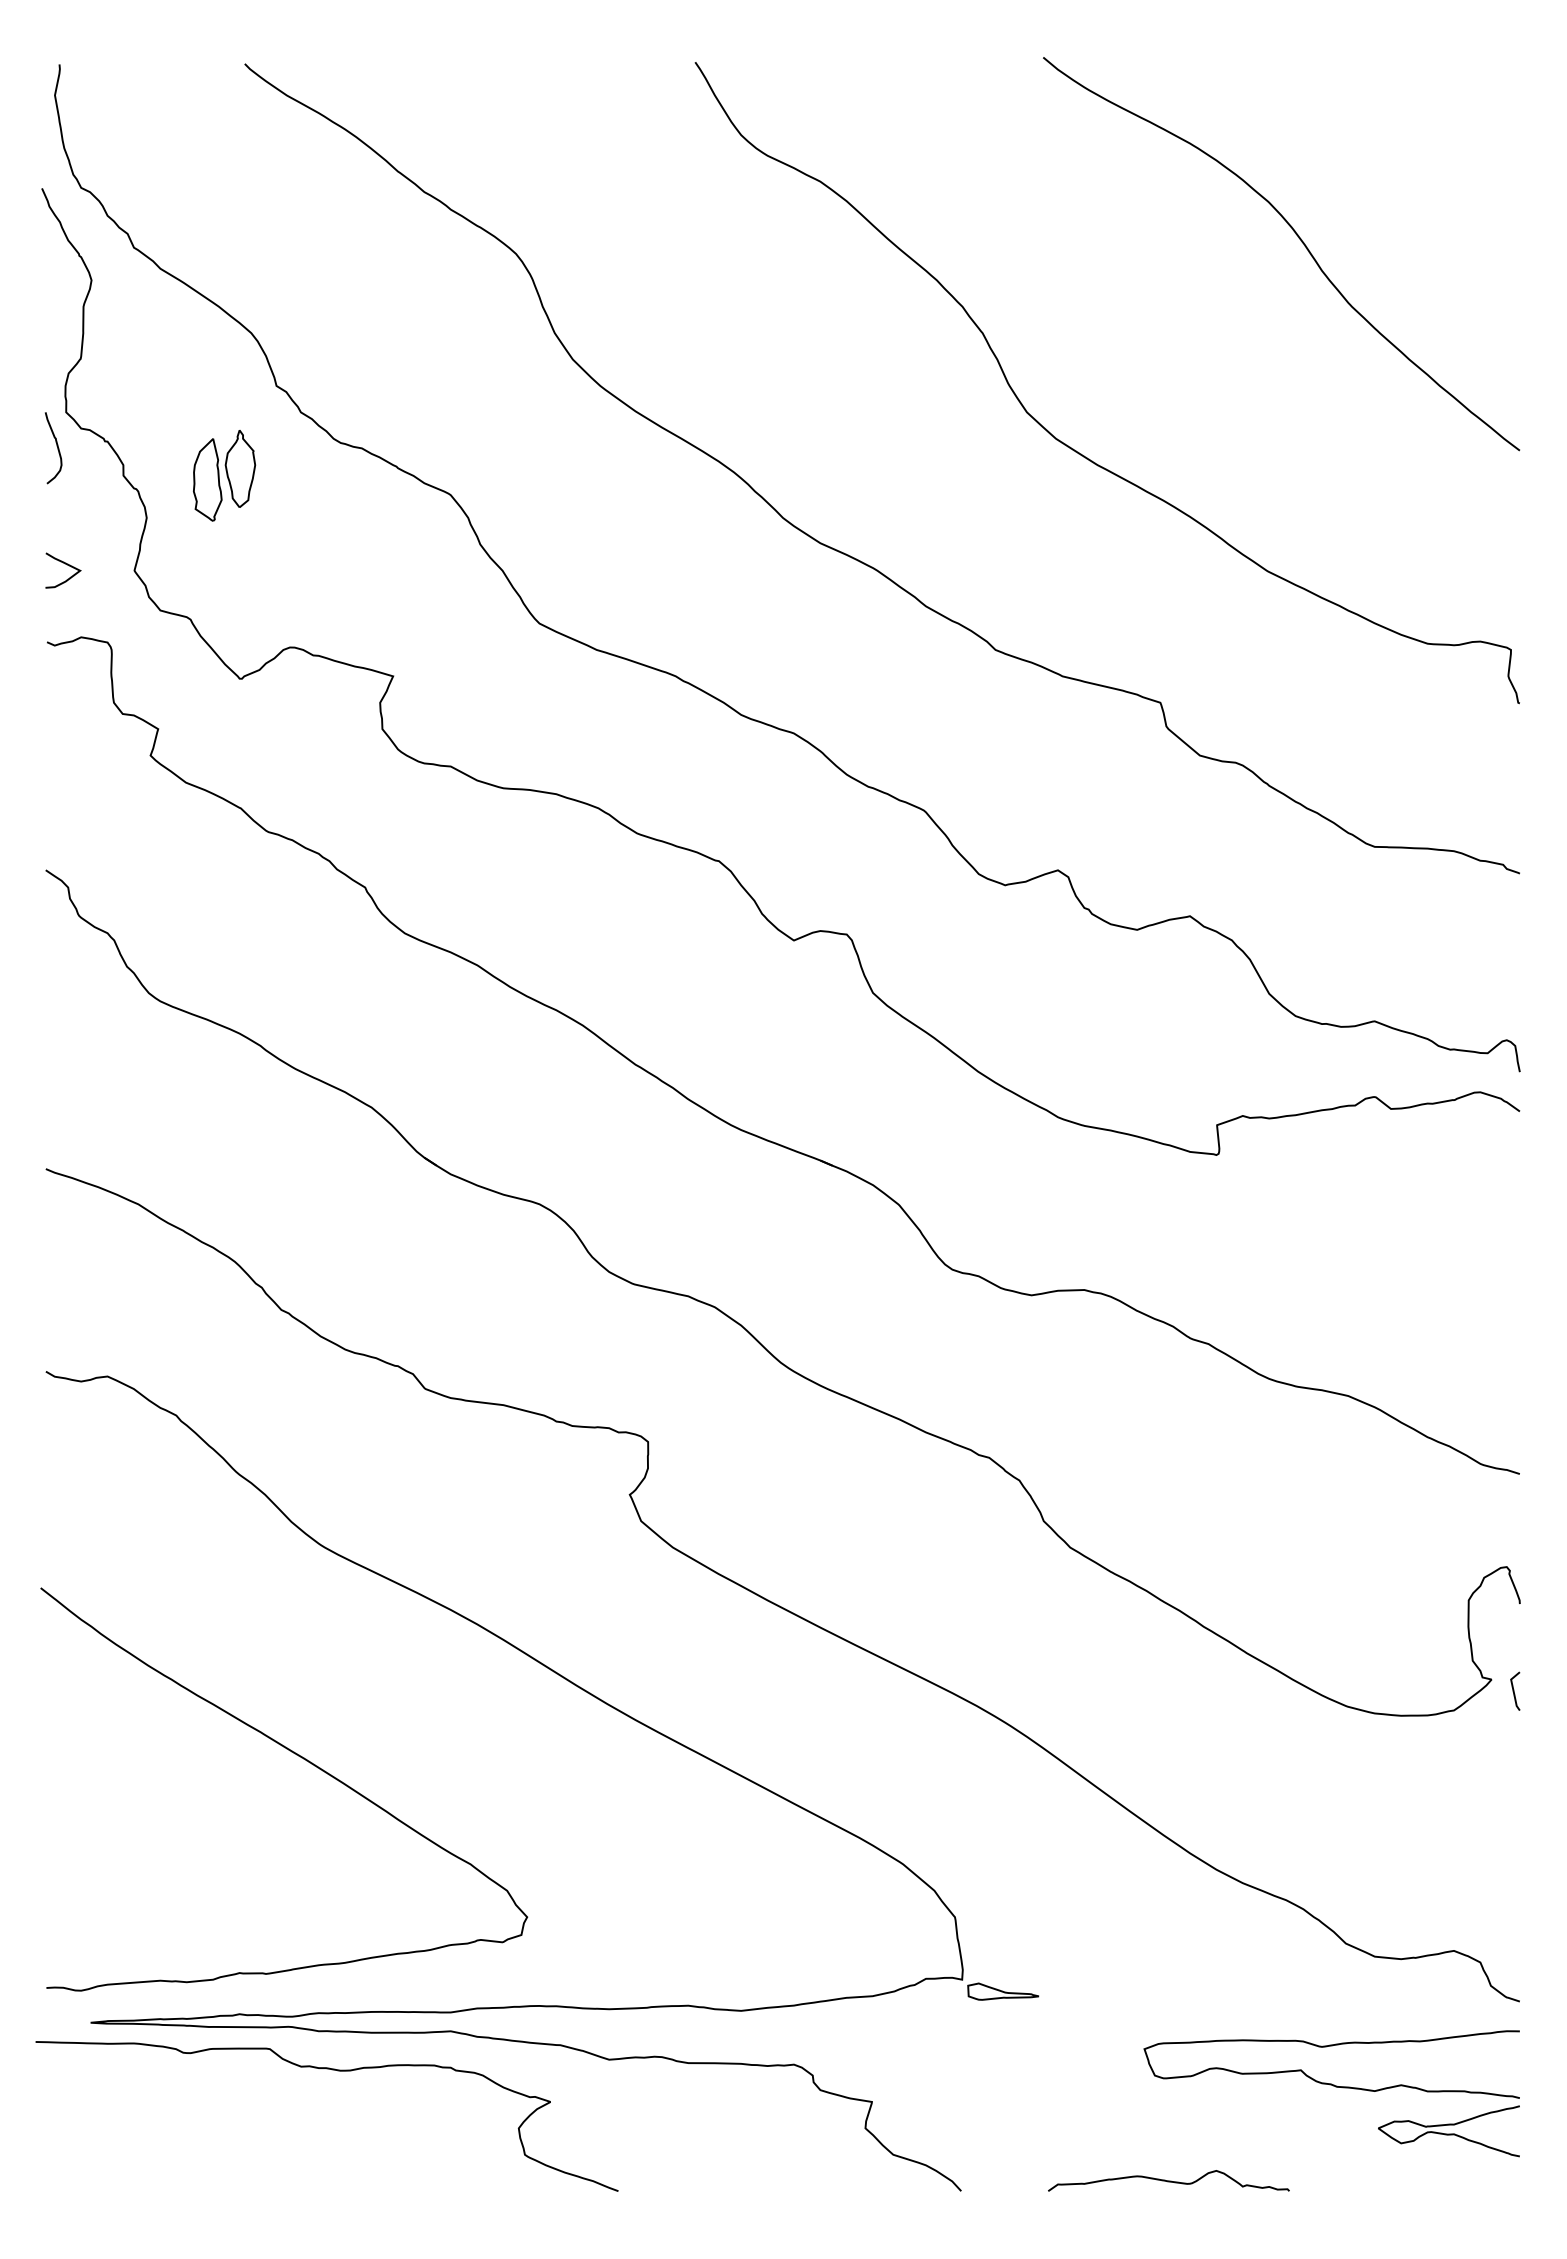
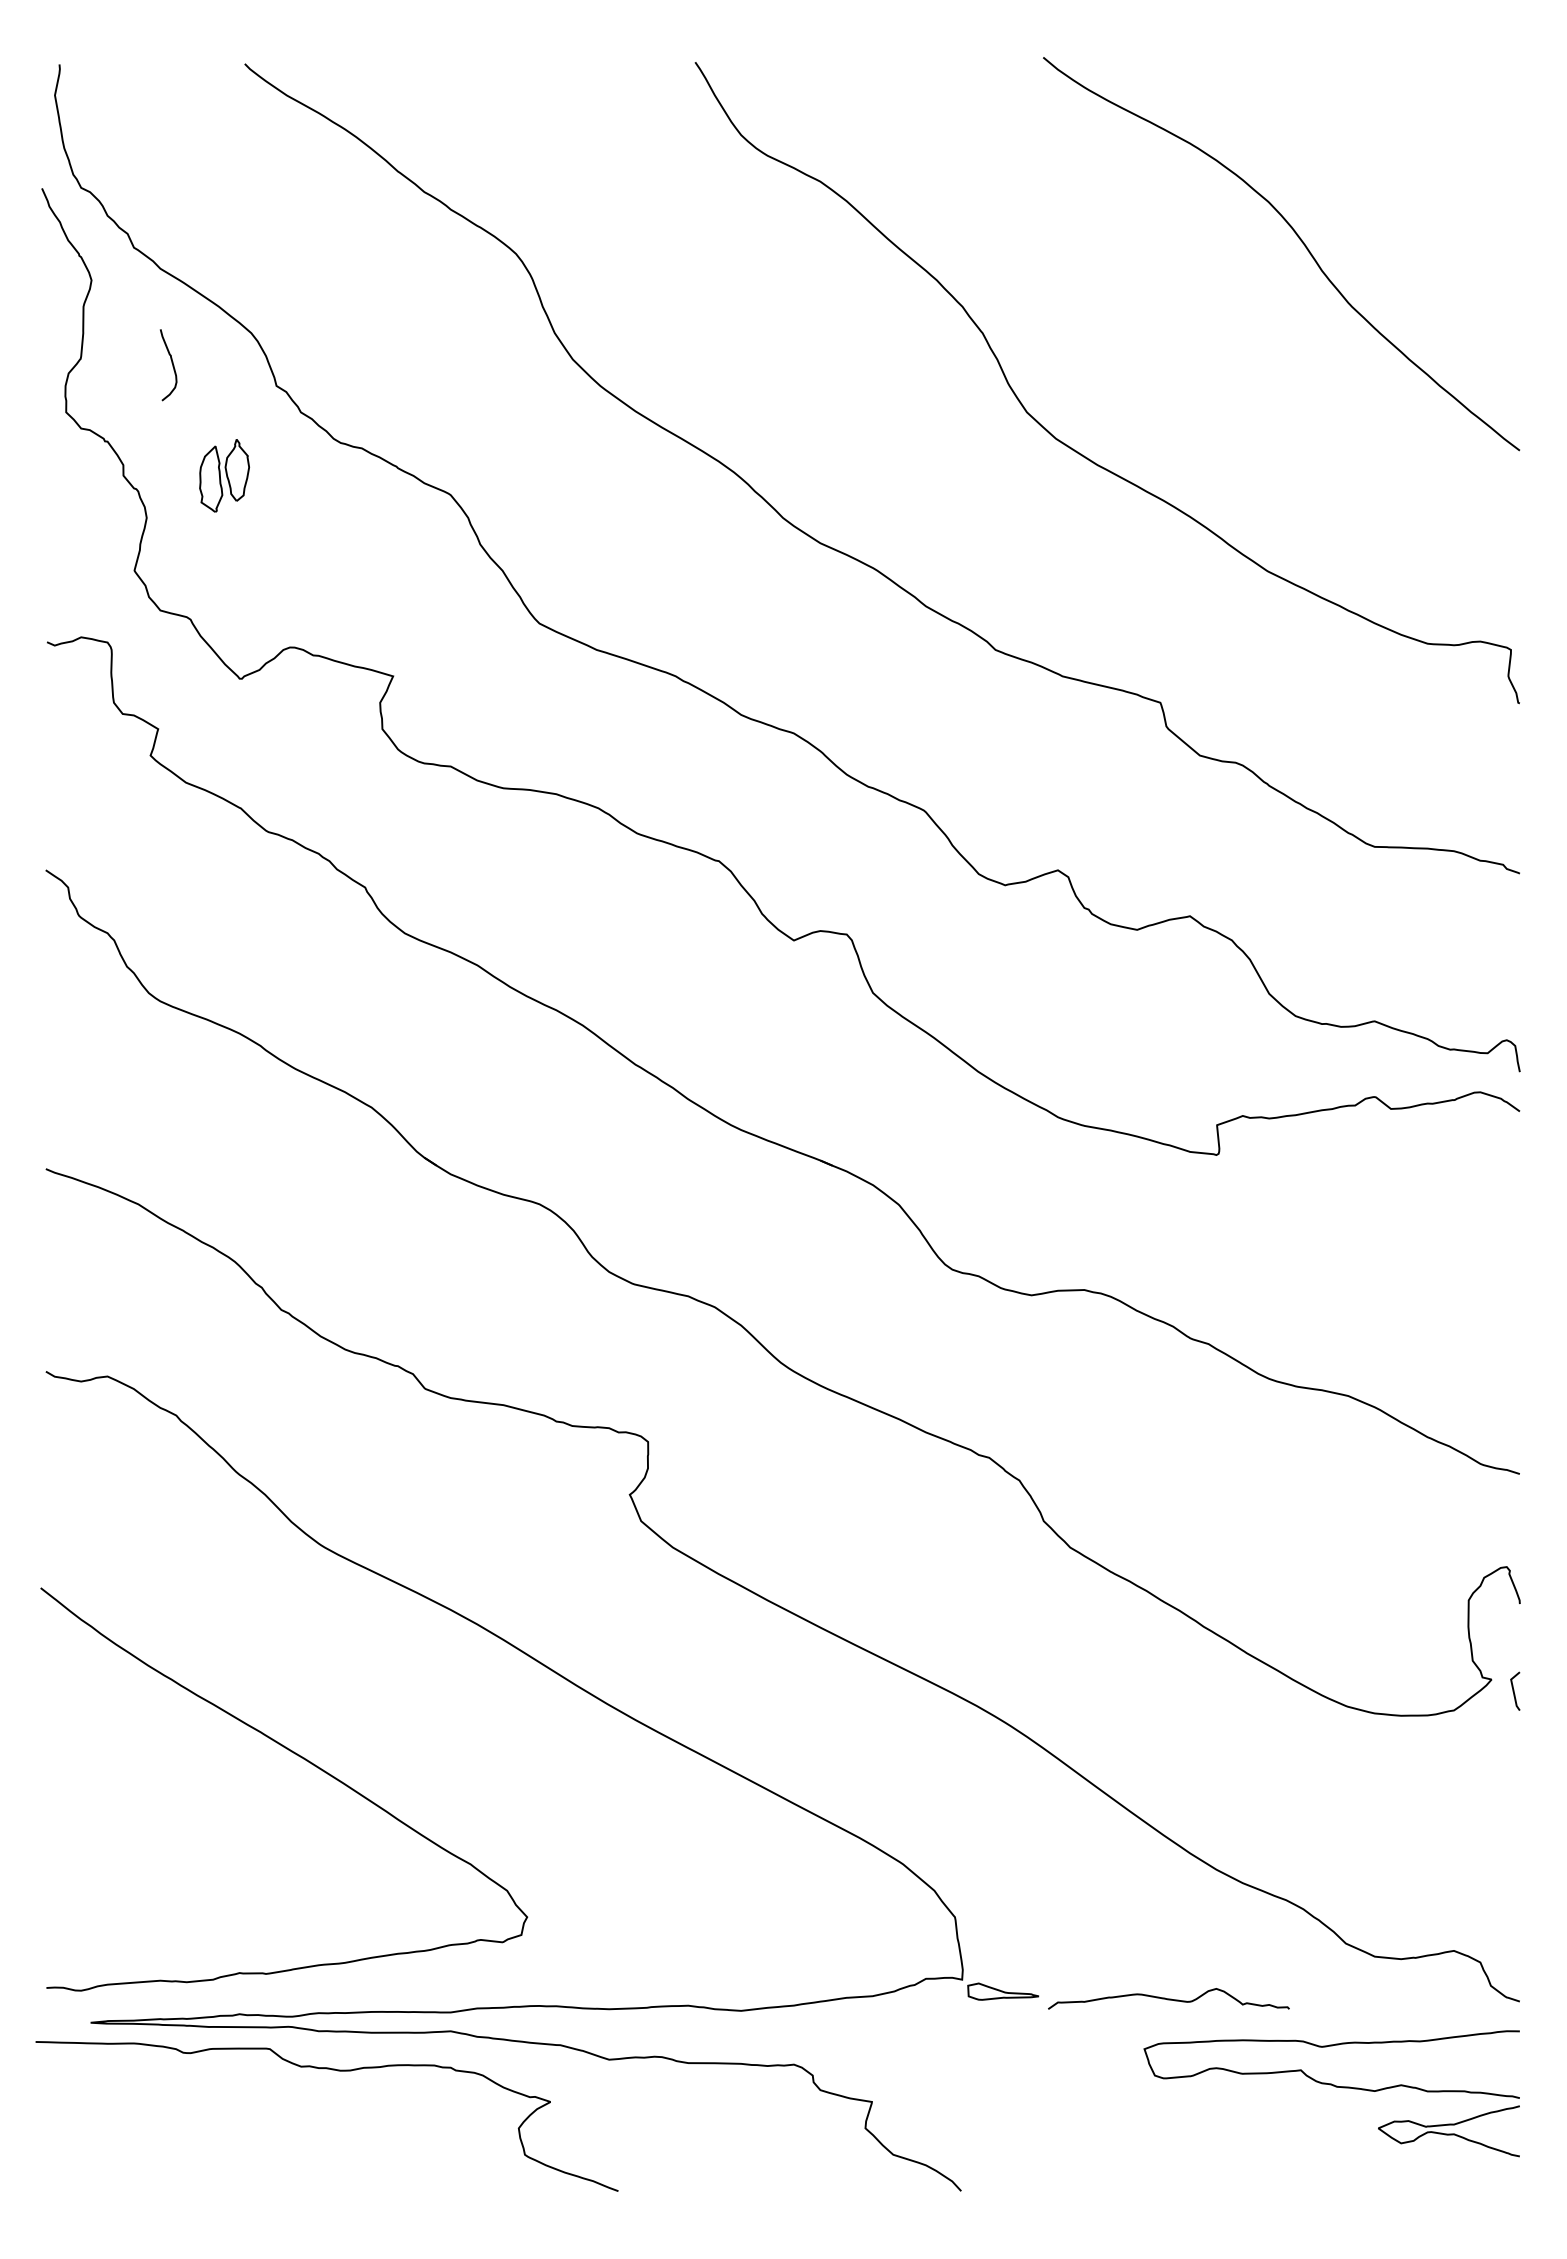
curve position: (56, 446) -> (171, 363) (171, 363)
part size: 64x92 px -> 51x74 px (224, 475)
curve: present -> none (65, 564)
curve position: (1168, 2180) -> (1168, 1998) (1168, 1998)
